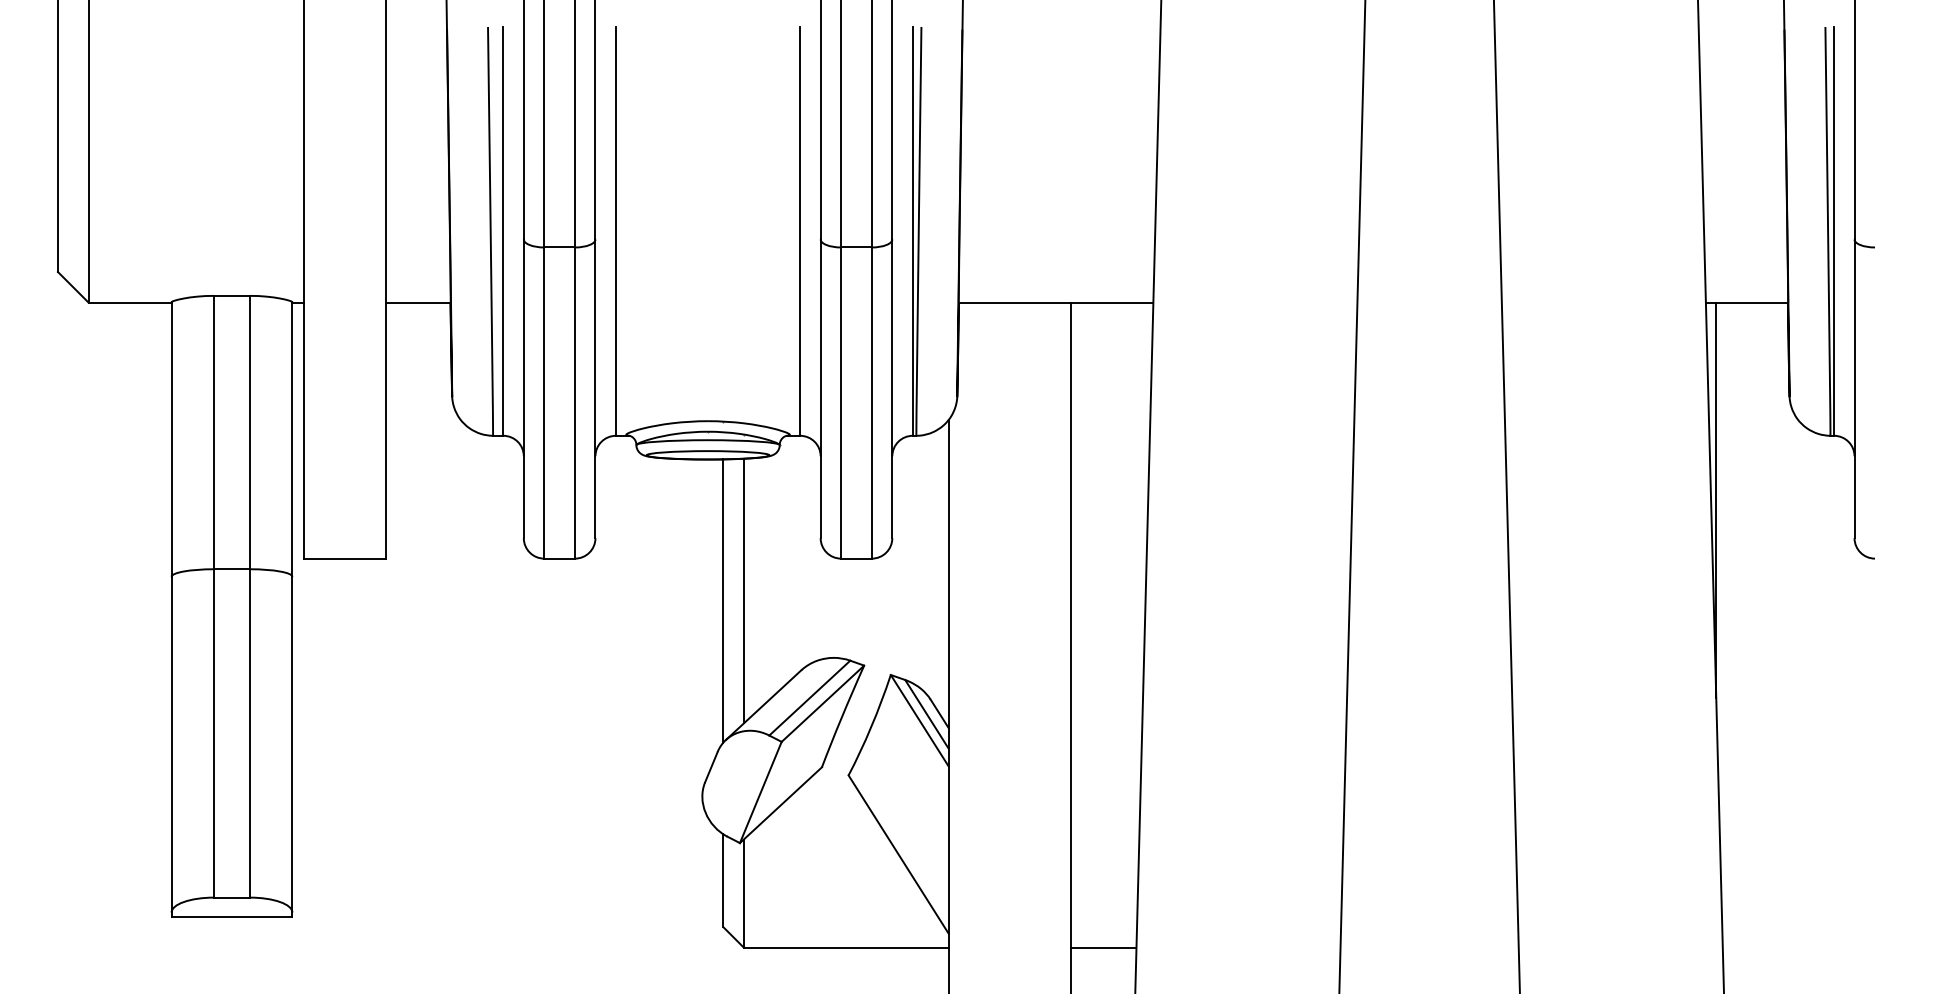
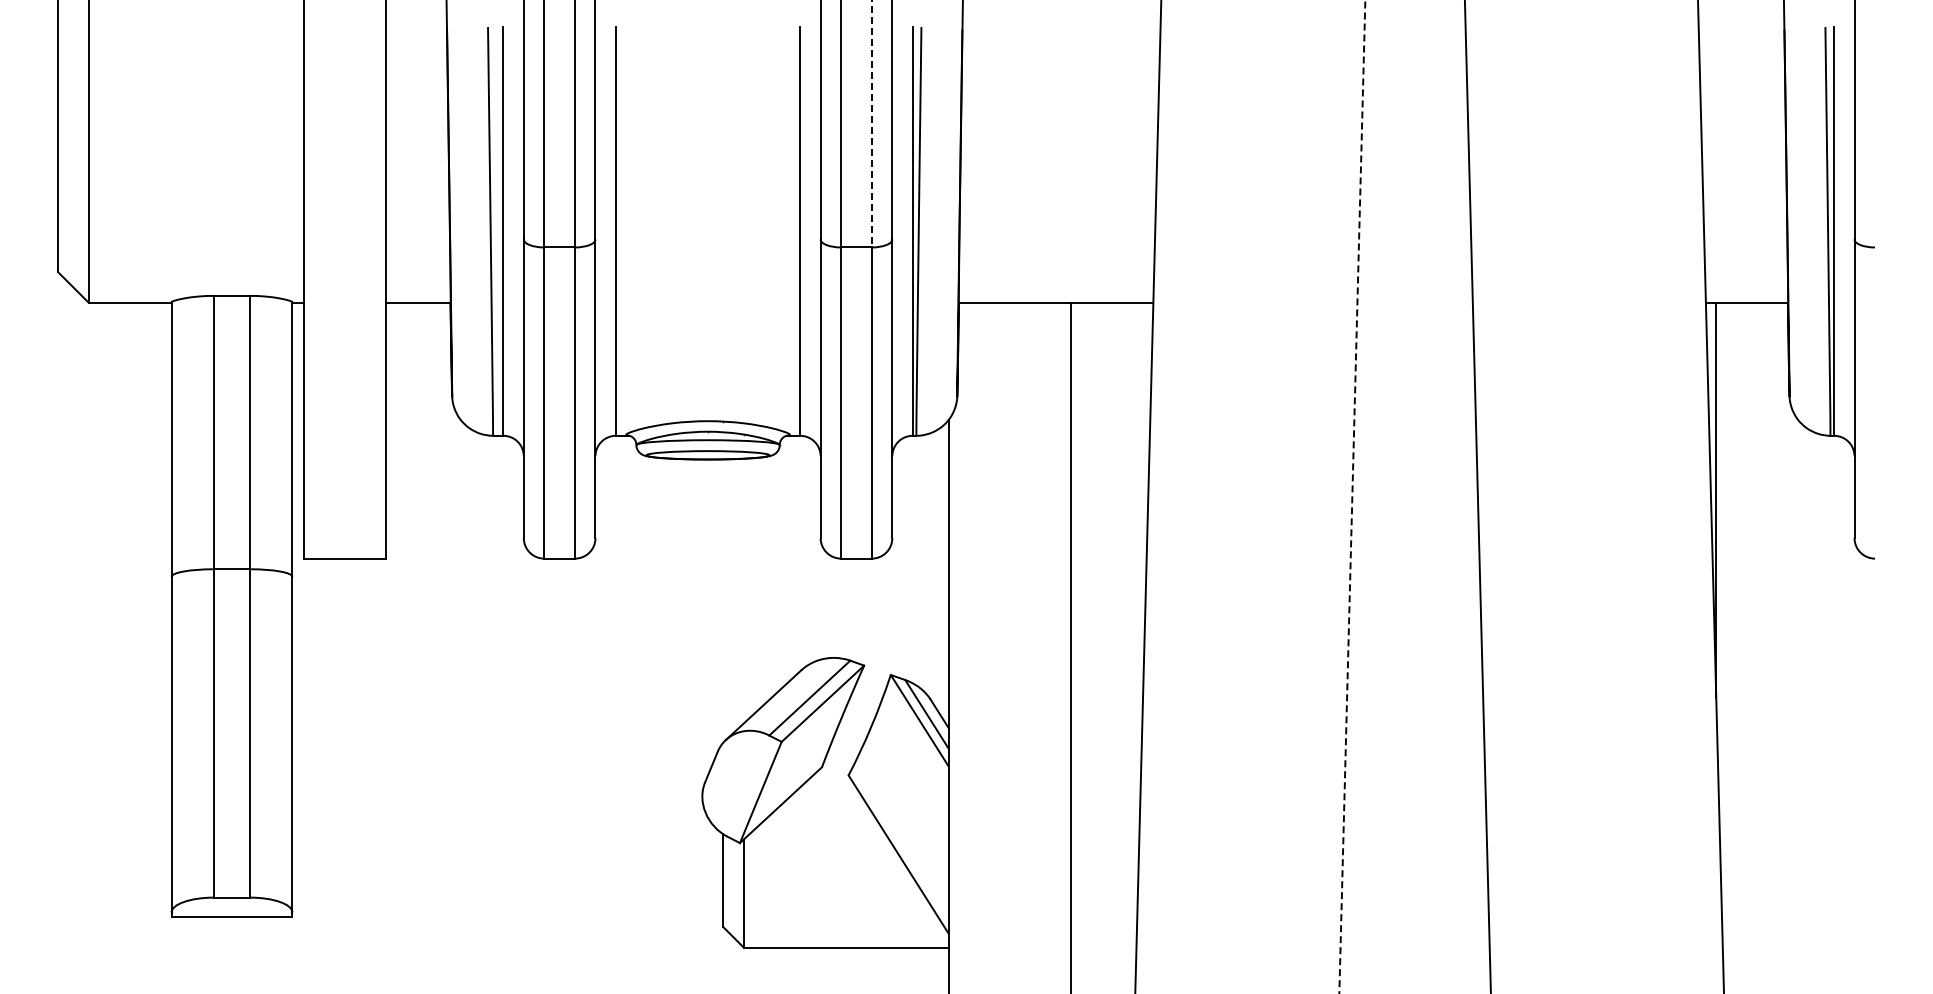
line: solid -> dashed (871, 124)
line: solid -> dashed (1352, 496)
line position: (1506, 496) -> (1477, 496) (1477, 496)
line: present -> none (743, 590)
line: present -> none (723, 600)
line: present -> none (1103, 947)
